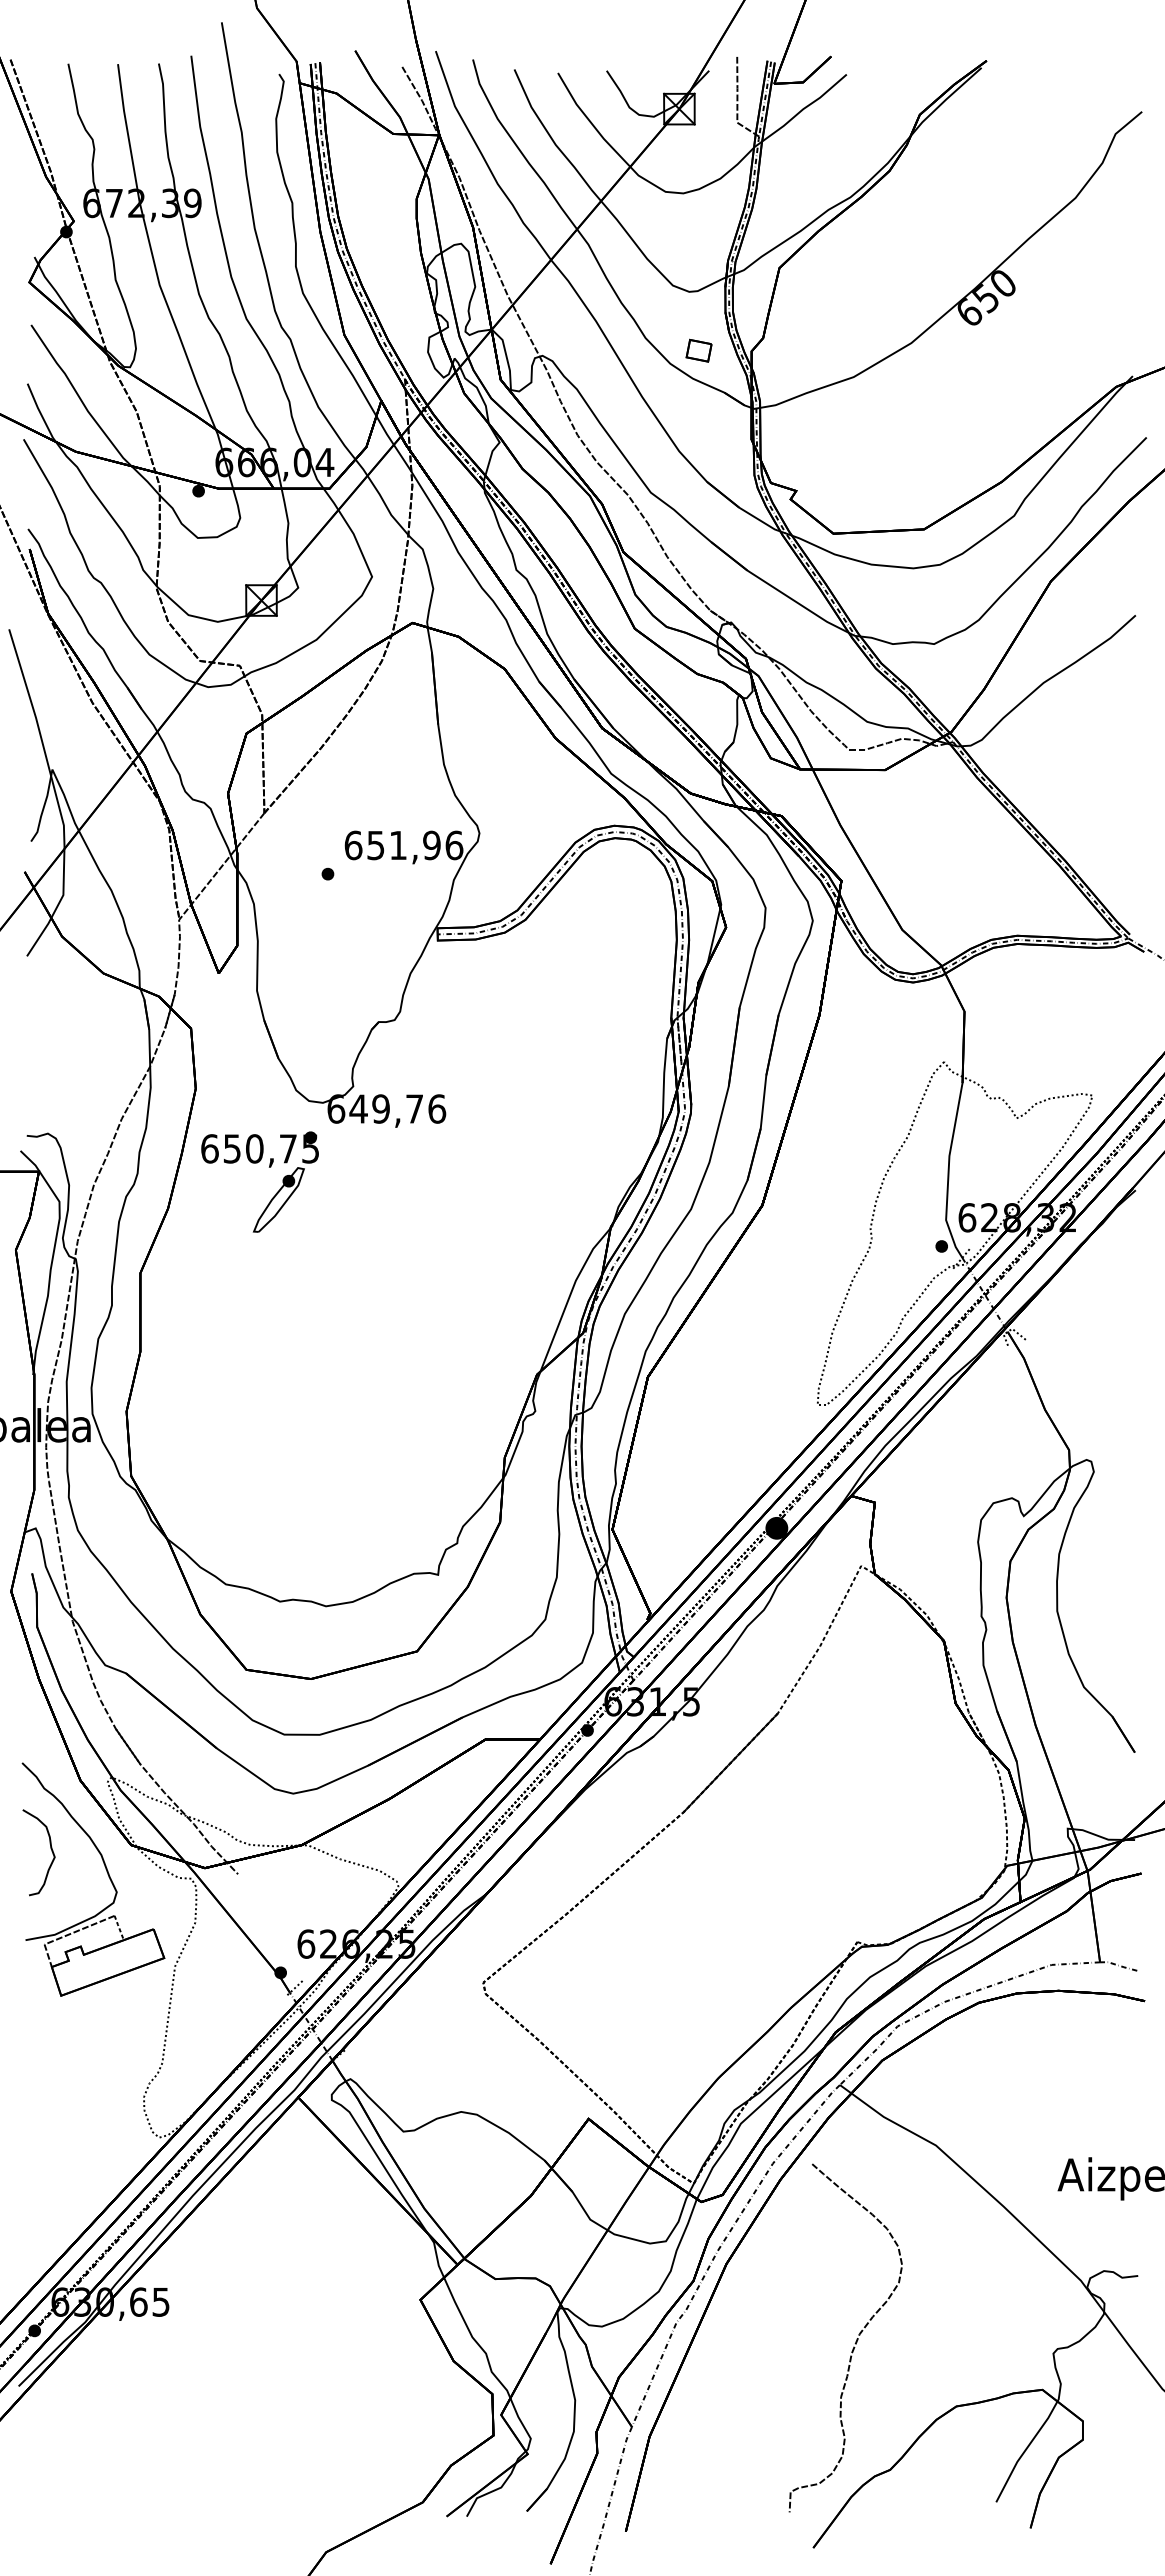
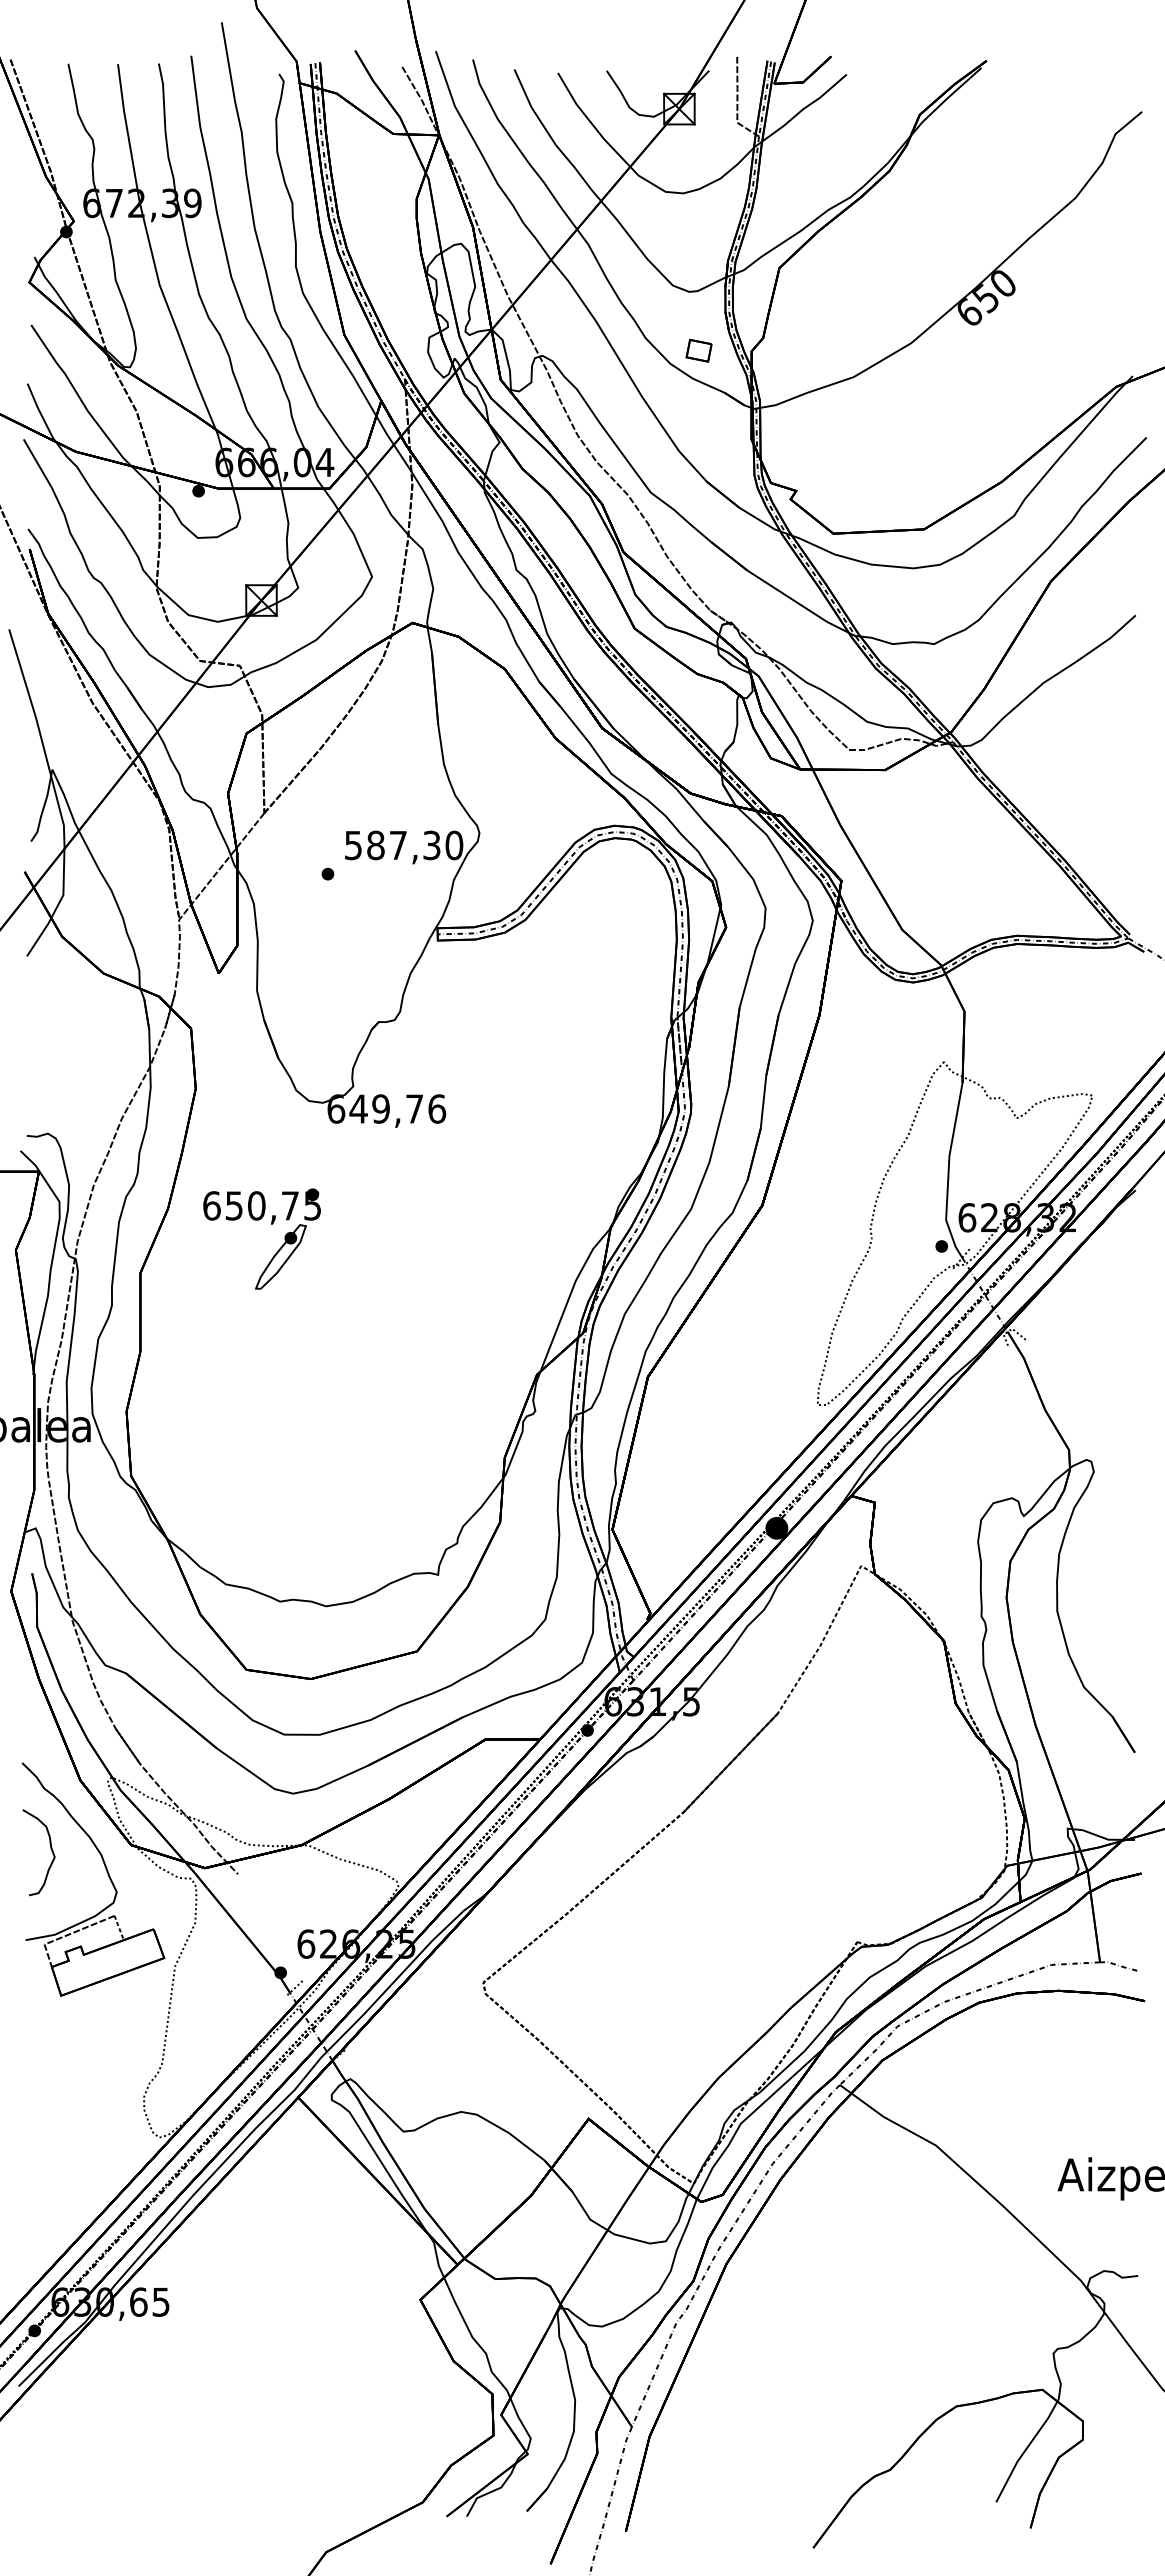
text: 651,96 -> 587,30 (403, 845)
part position: (268, 1167) -> (270, 1224) (270, 1224)
curve: present -> none (855, 2341)
